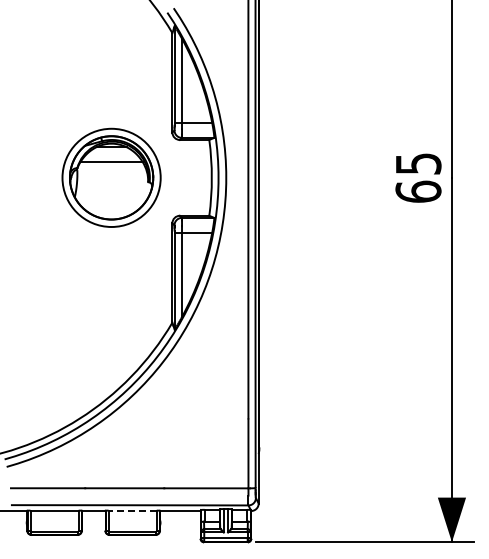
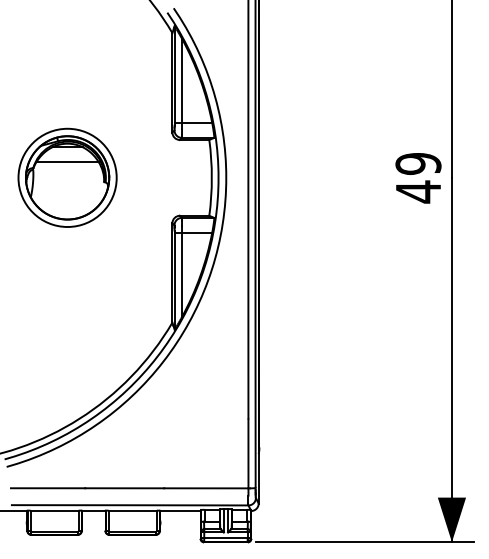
part position: (111, 177) -> (67, 177) (67, 177)
text: 65 -> 49 (418, 178)
line: dashed -> solid (132, 510)
